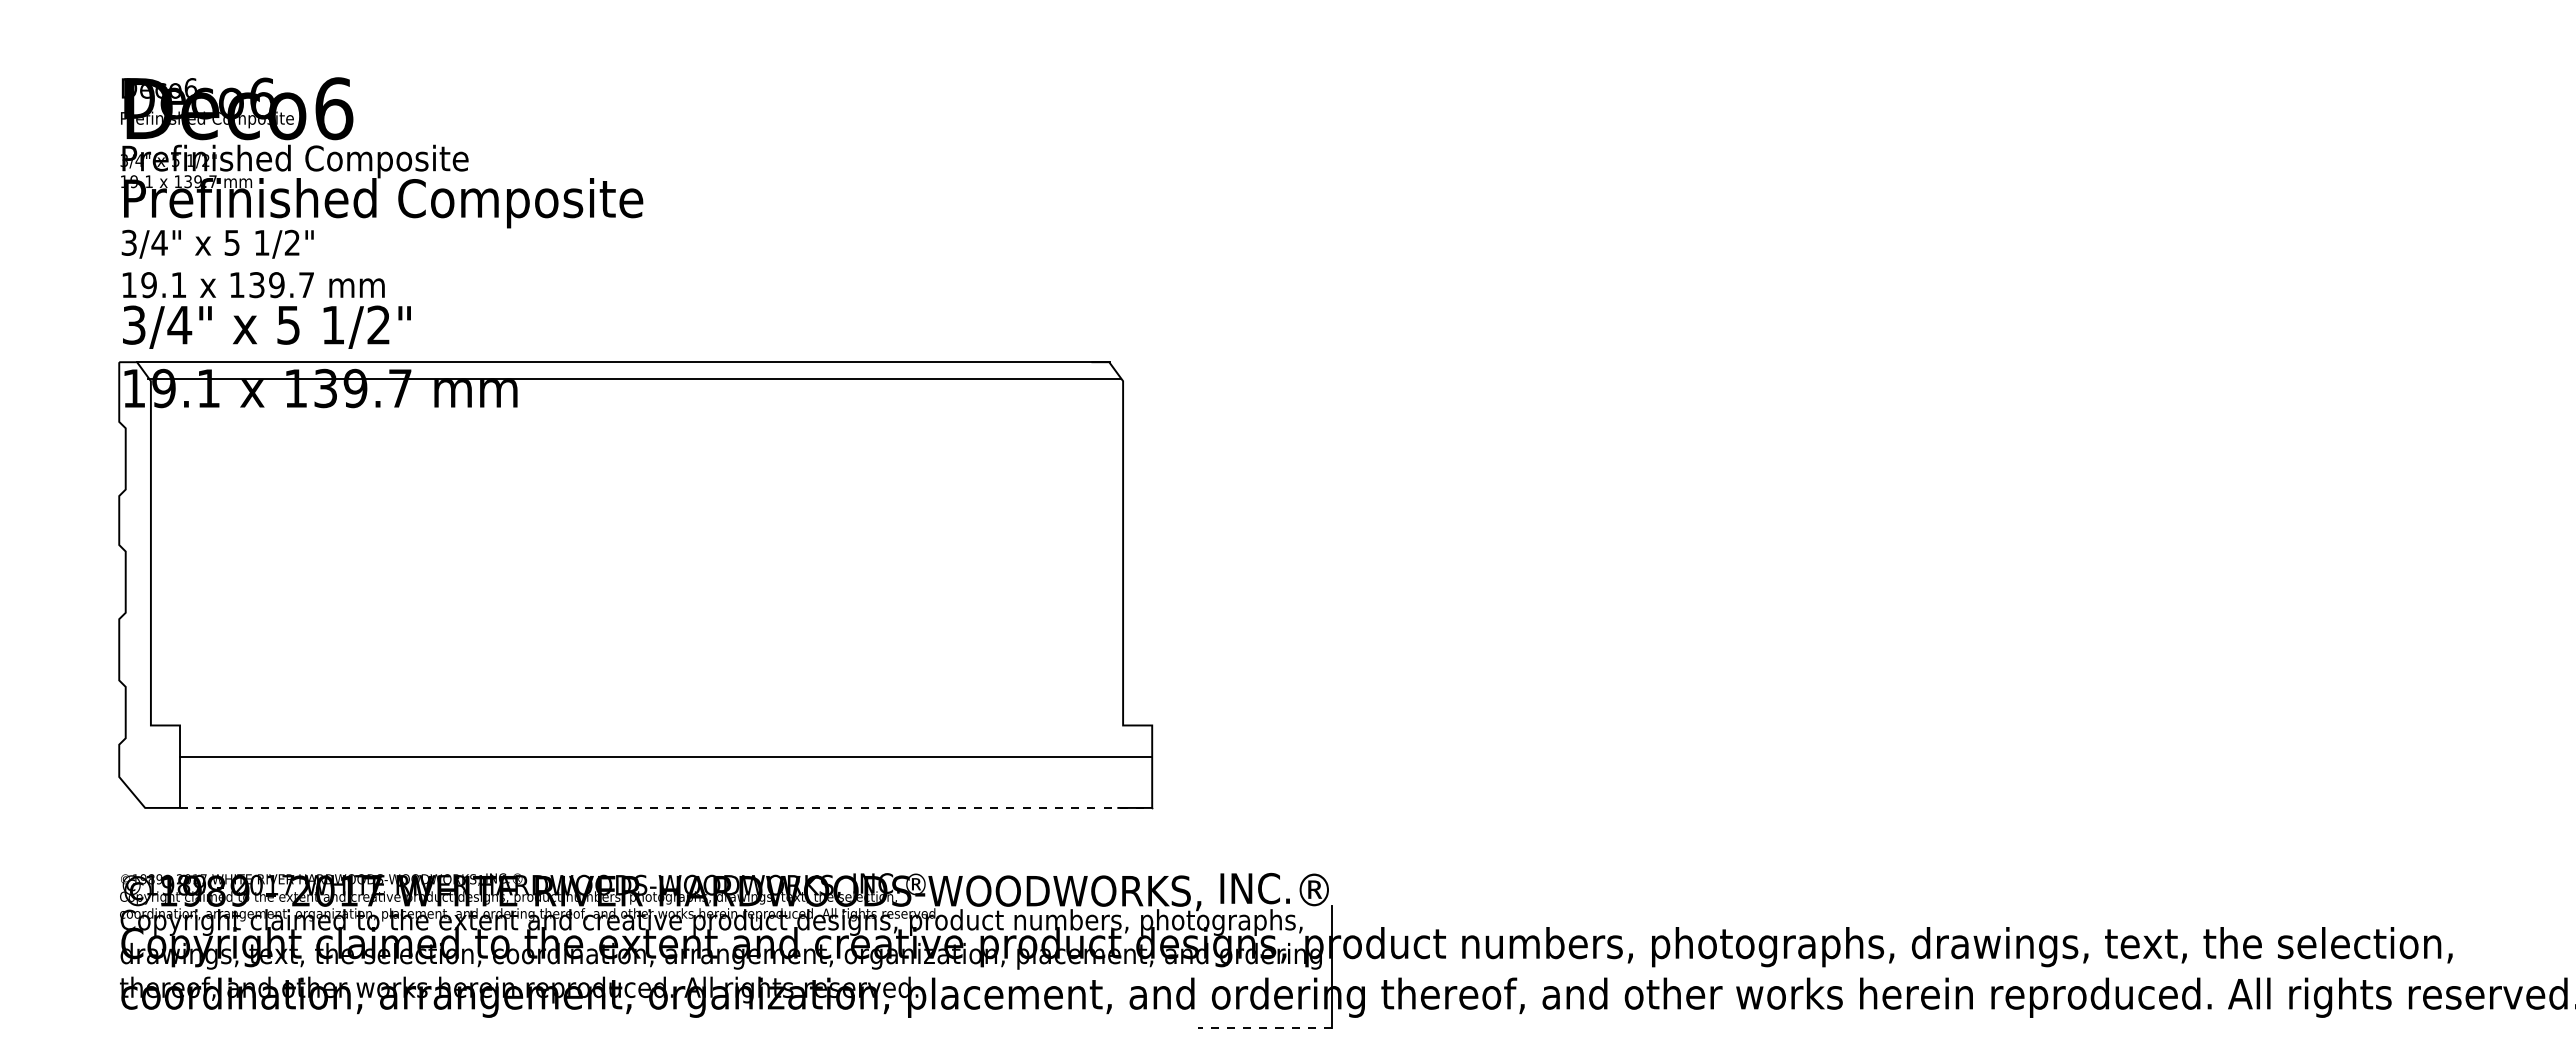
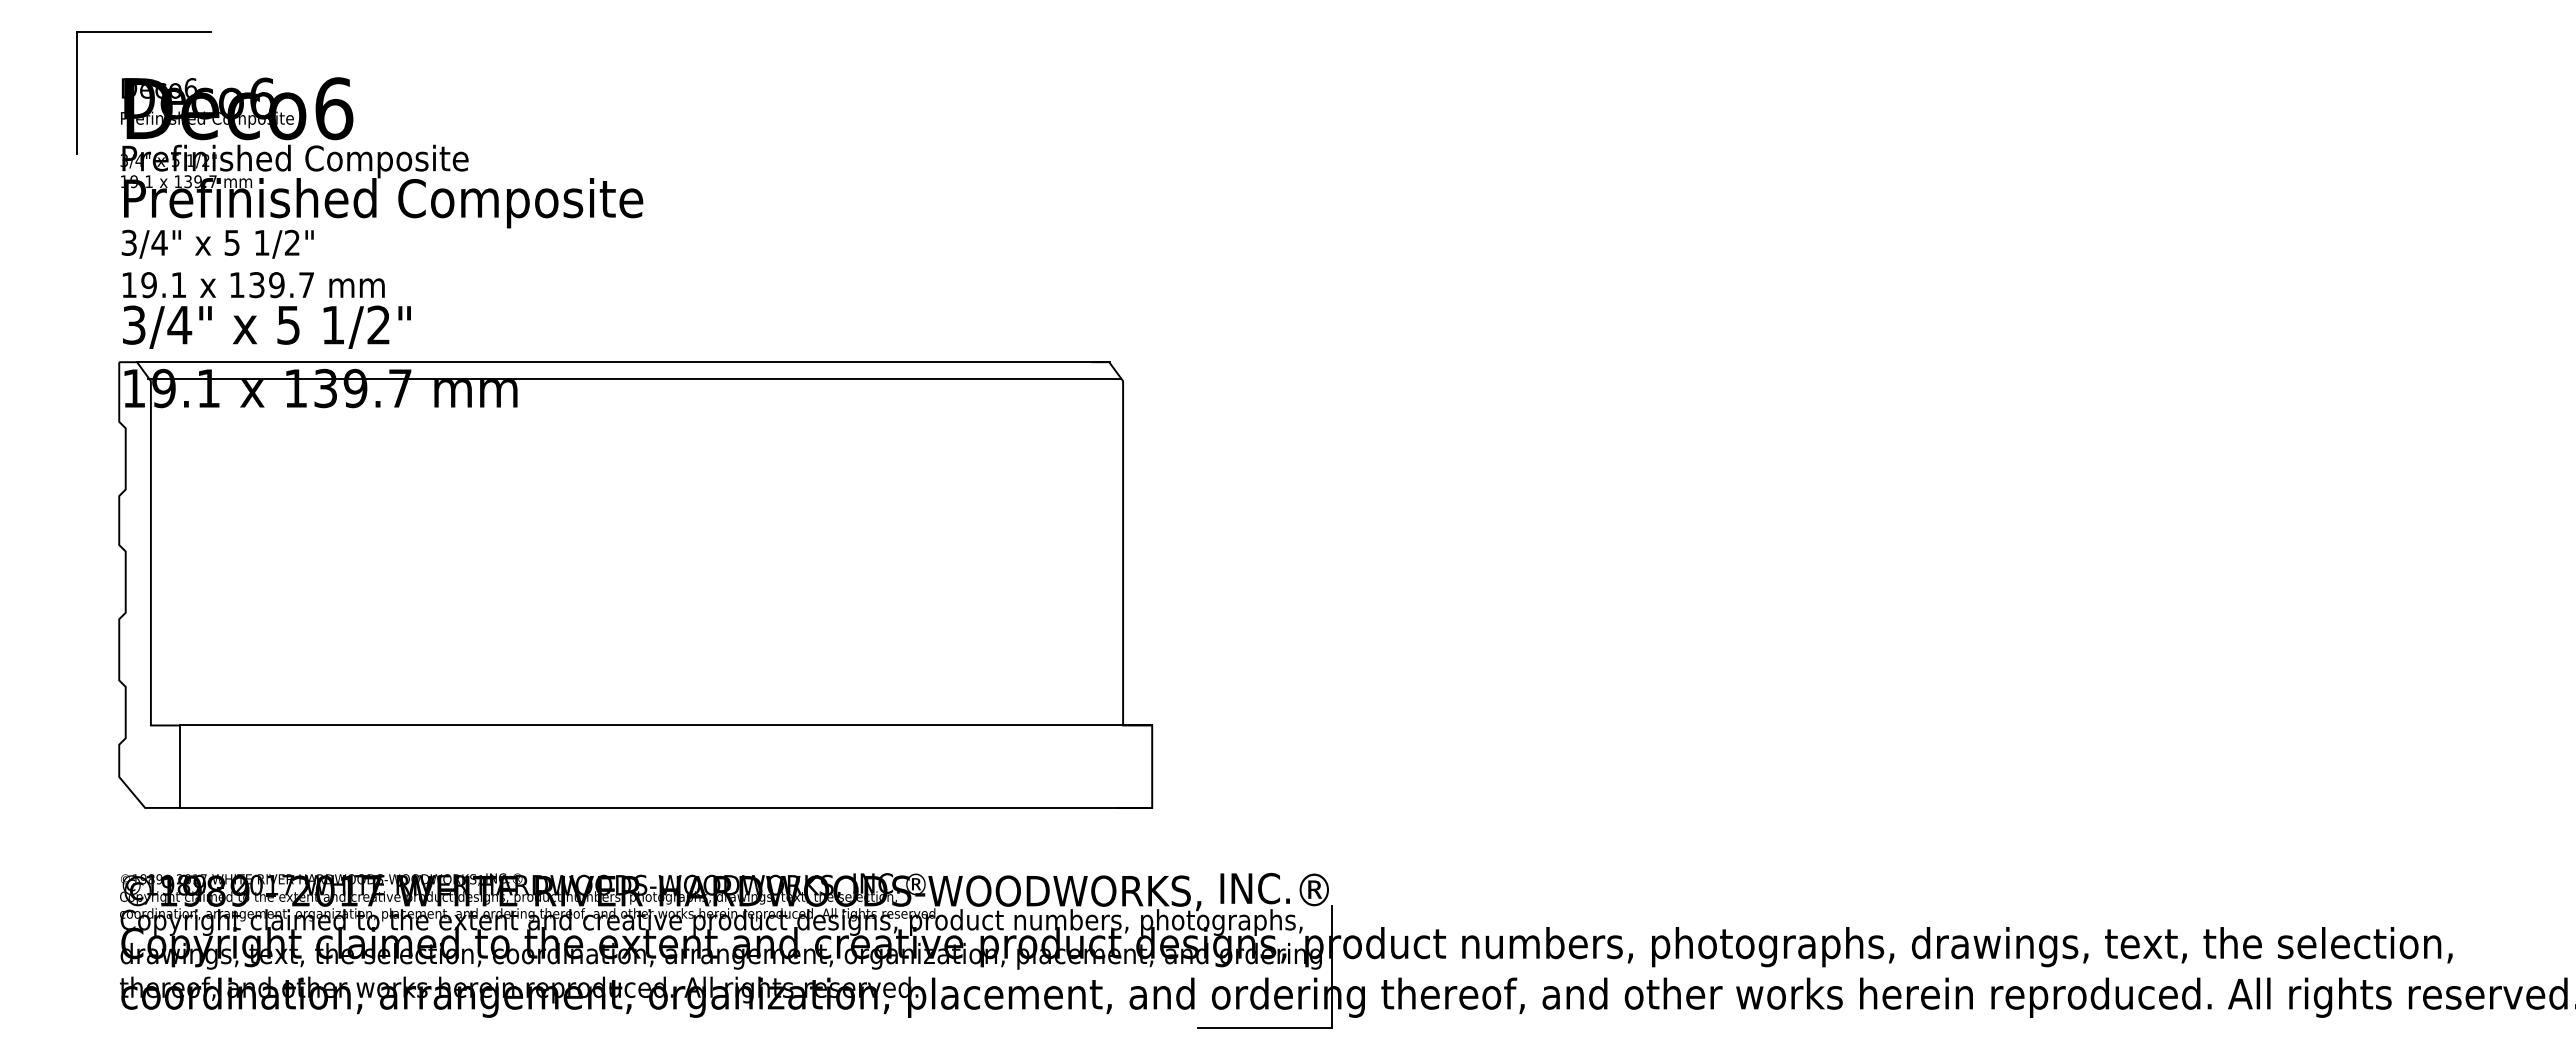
part: none -> present (143, 32)
line position: (666, 757) -> (666, 725) (666, 725)
line: dashed -> solid (666, 807)
line: dashed -> solid (1265, 1028)
